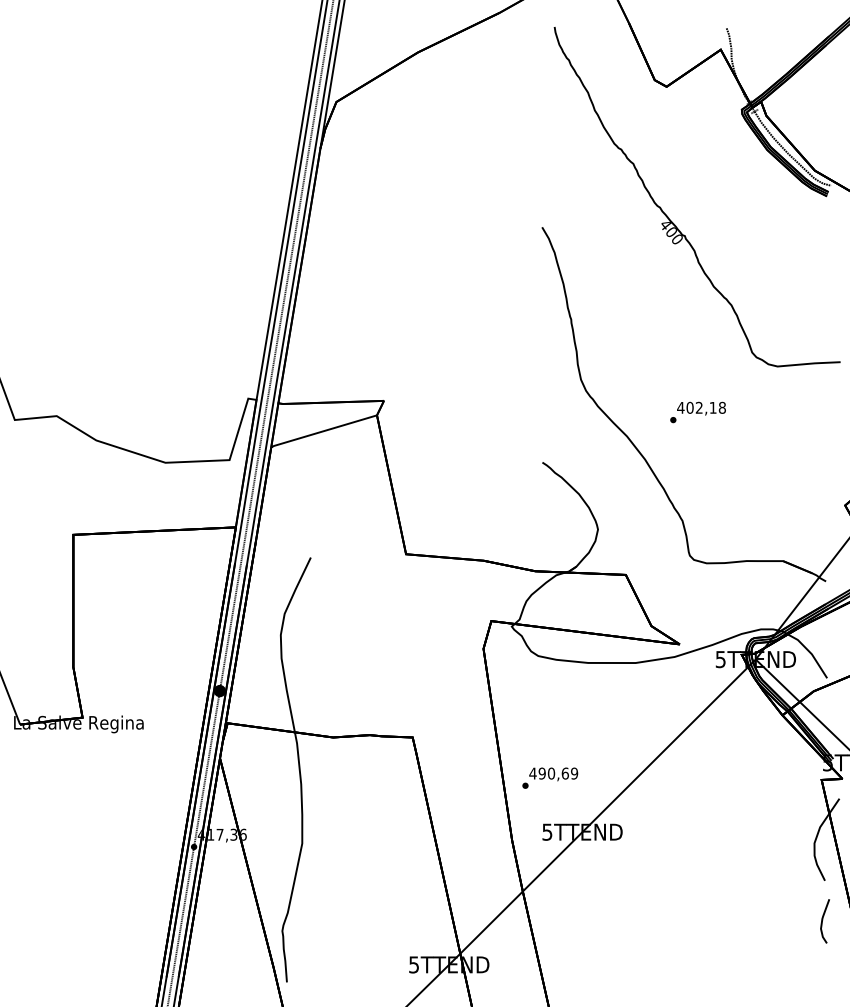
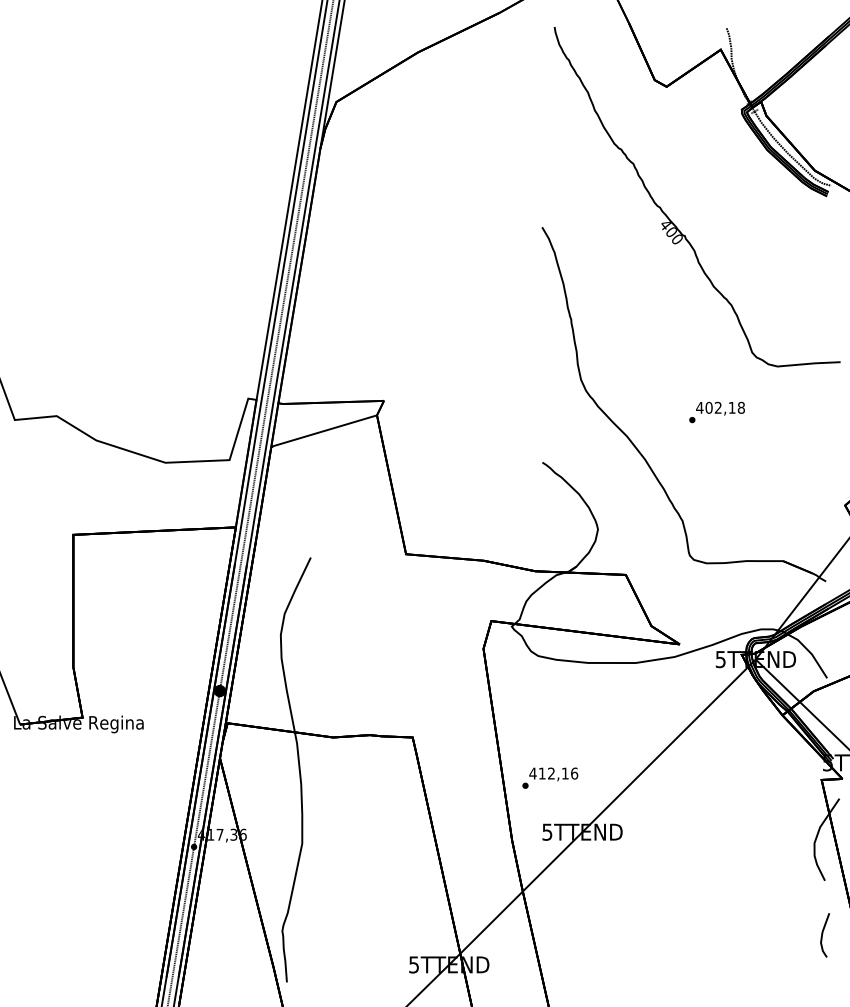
text position: (697, 412) -> (716, 412) (716, 412)
text: 490,69 -> 412,16 (558, 773)
curve position: (823, 920) -> (823, 934) (823, 934)
